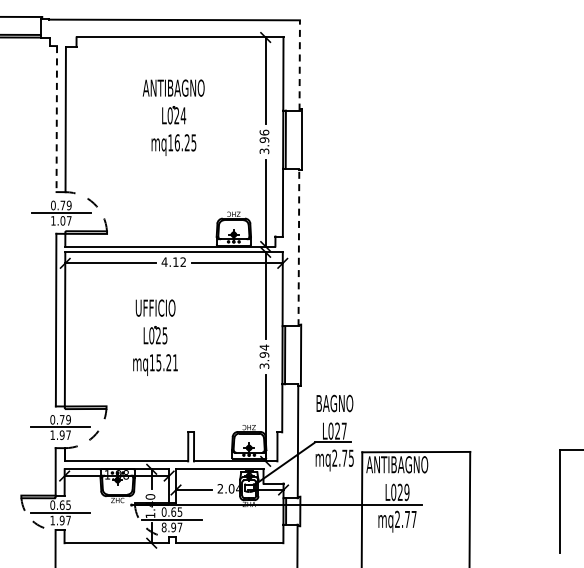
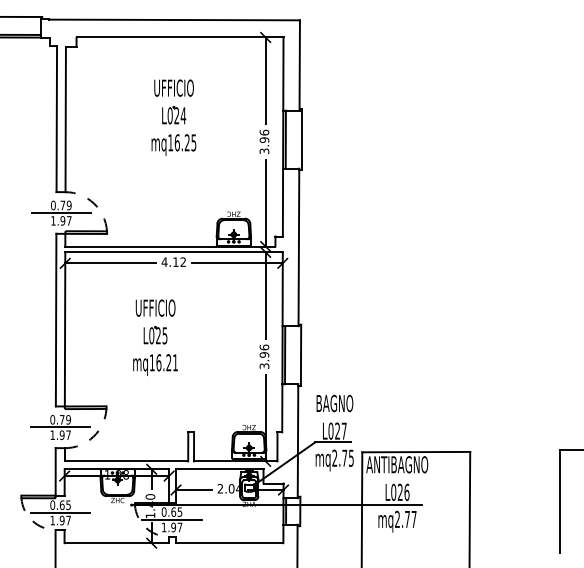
line: dashed -> solid (299, 64)
text: ANTIBAGNO -> UFFICIO (173, 87)
line: dashed -> solid (56, 119)
text: 1.07 -> 1.97 (62, 220)
line: dashed -> solid (298, 247)
text: 3.94 -> 3.96 (264, 347)
text: mq15.21 -> mq16.21 (158, 362)
text: L029 -> L026 (406, 492)
text: 8.97 -> 1.97 (163, 527)
